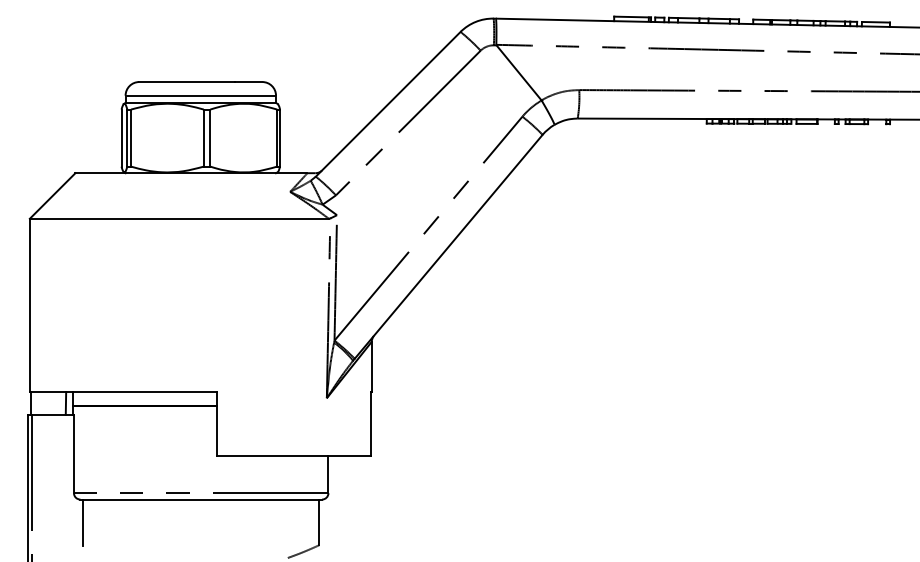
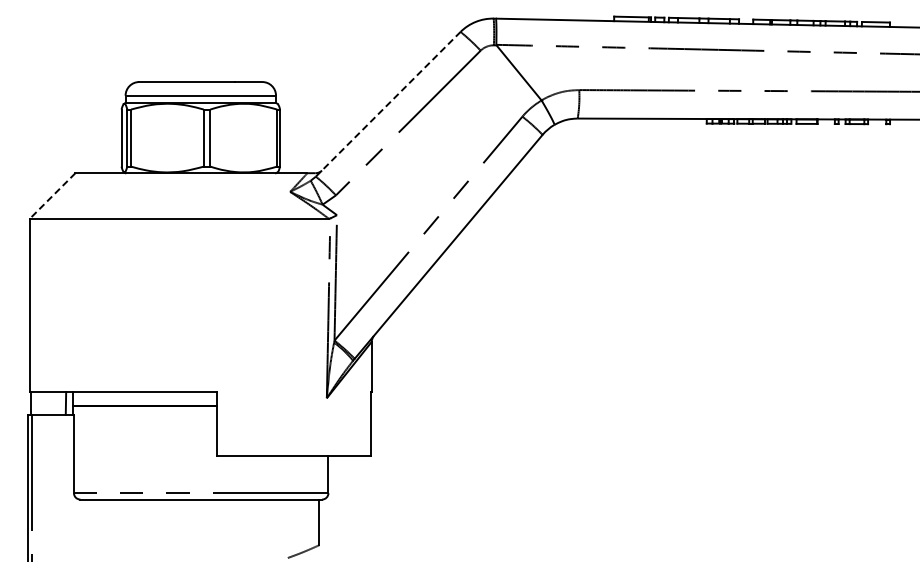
line: solid -> dashed (388, 103)
line: solid -> dashed (52, 196)
line: present -> none (83, 522)
